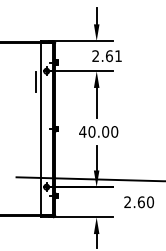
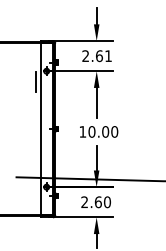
text position: (106, 56) -> (96, 56) (96, 56)
text: 40.00 -> 10.00 (82, 131)
text position: (138, 202) -> (95, 202) (95, 202)
